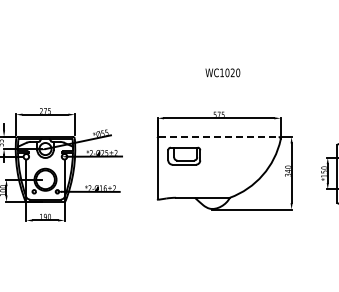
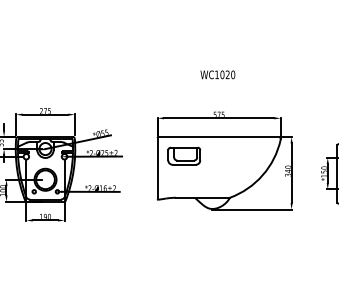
text position: (222, 72) -> (217, 74) (217, 74)
line: dashed -> solid (218, 137)
